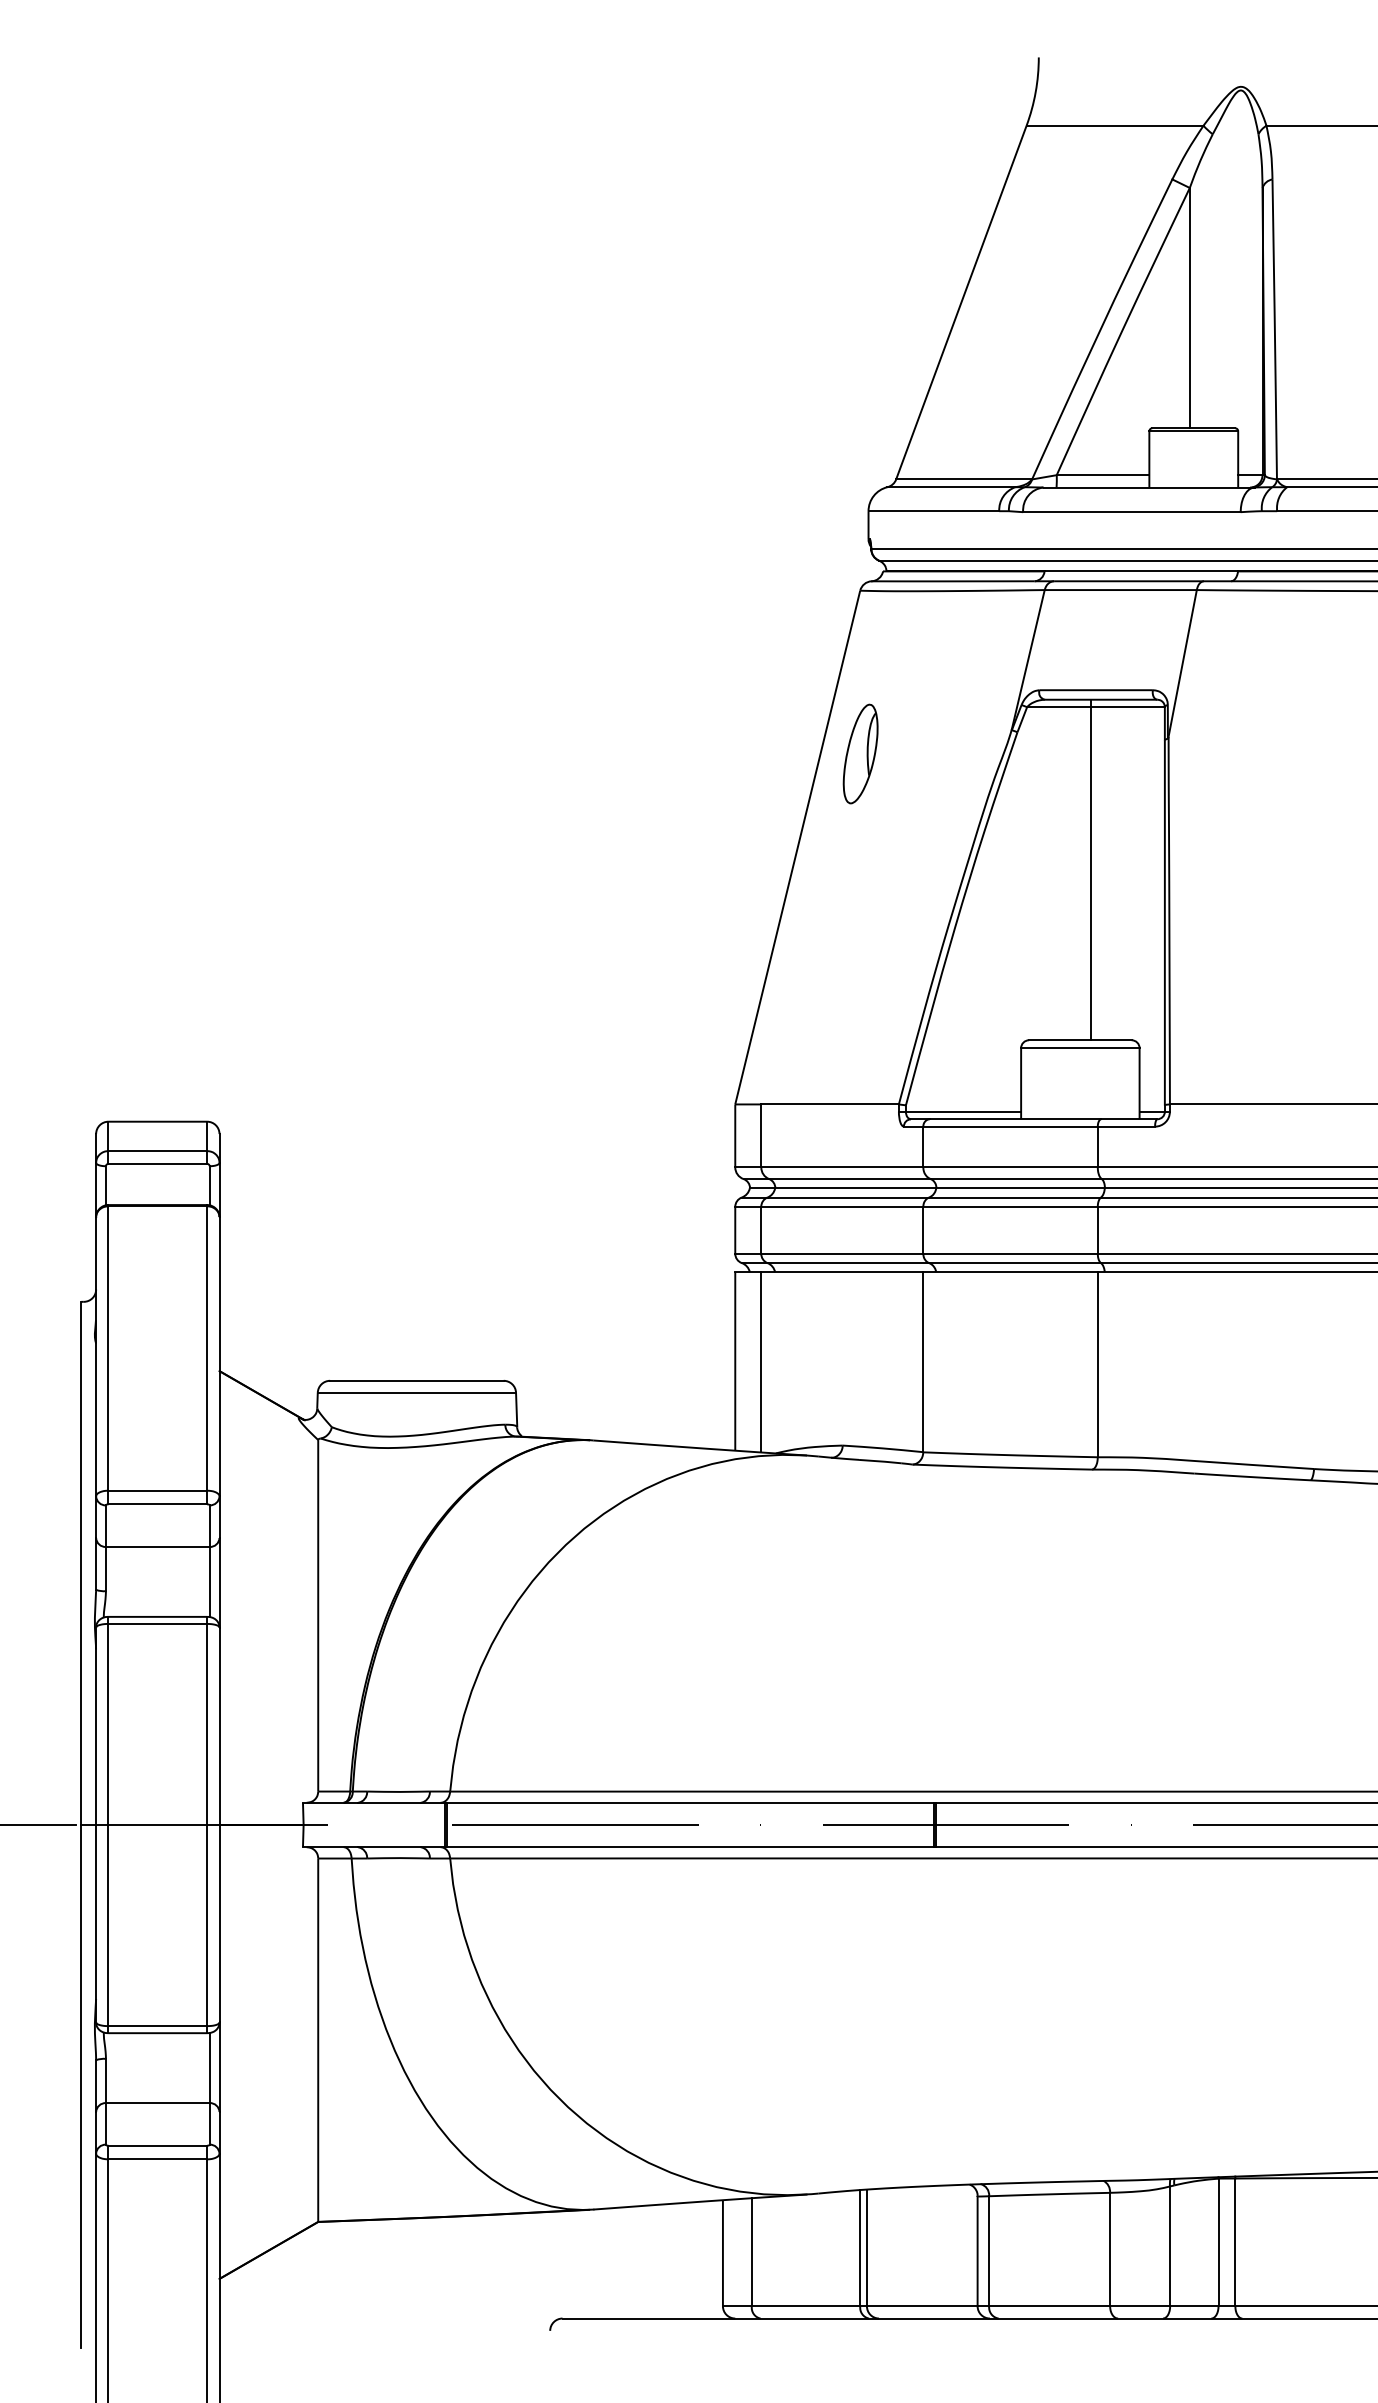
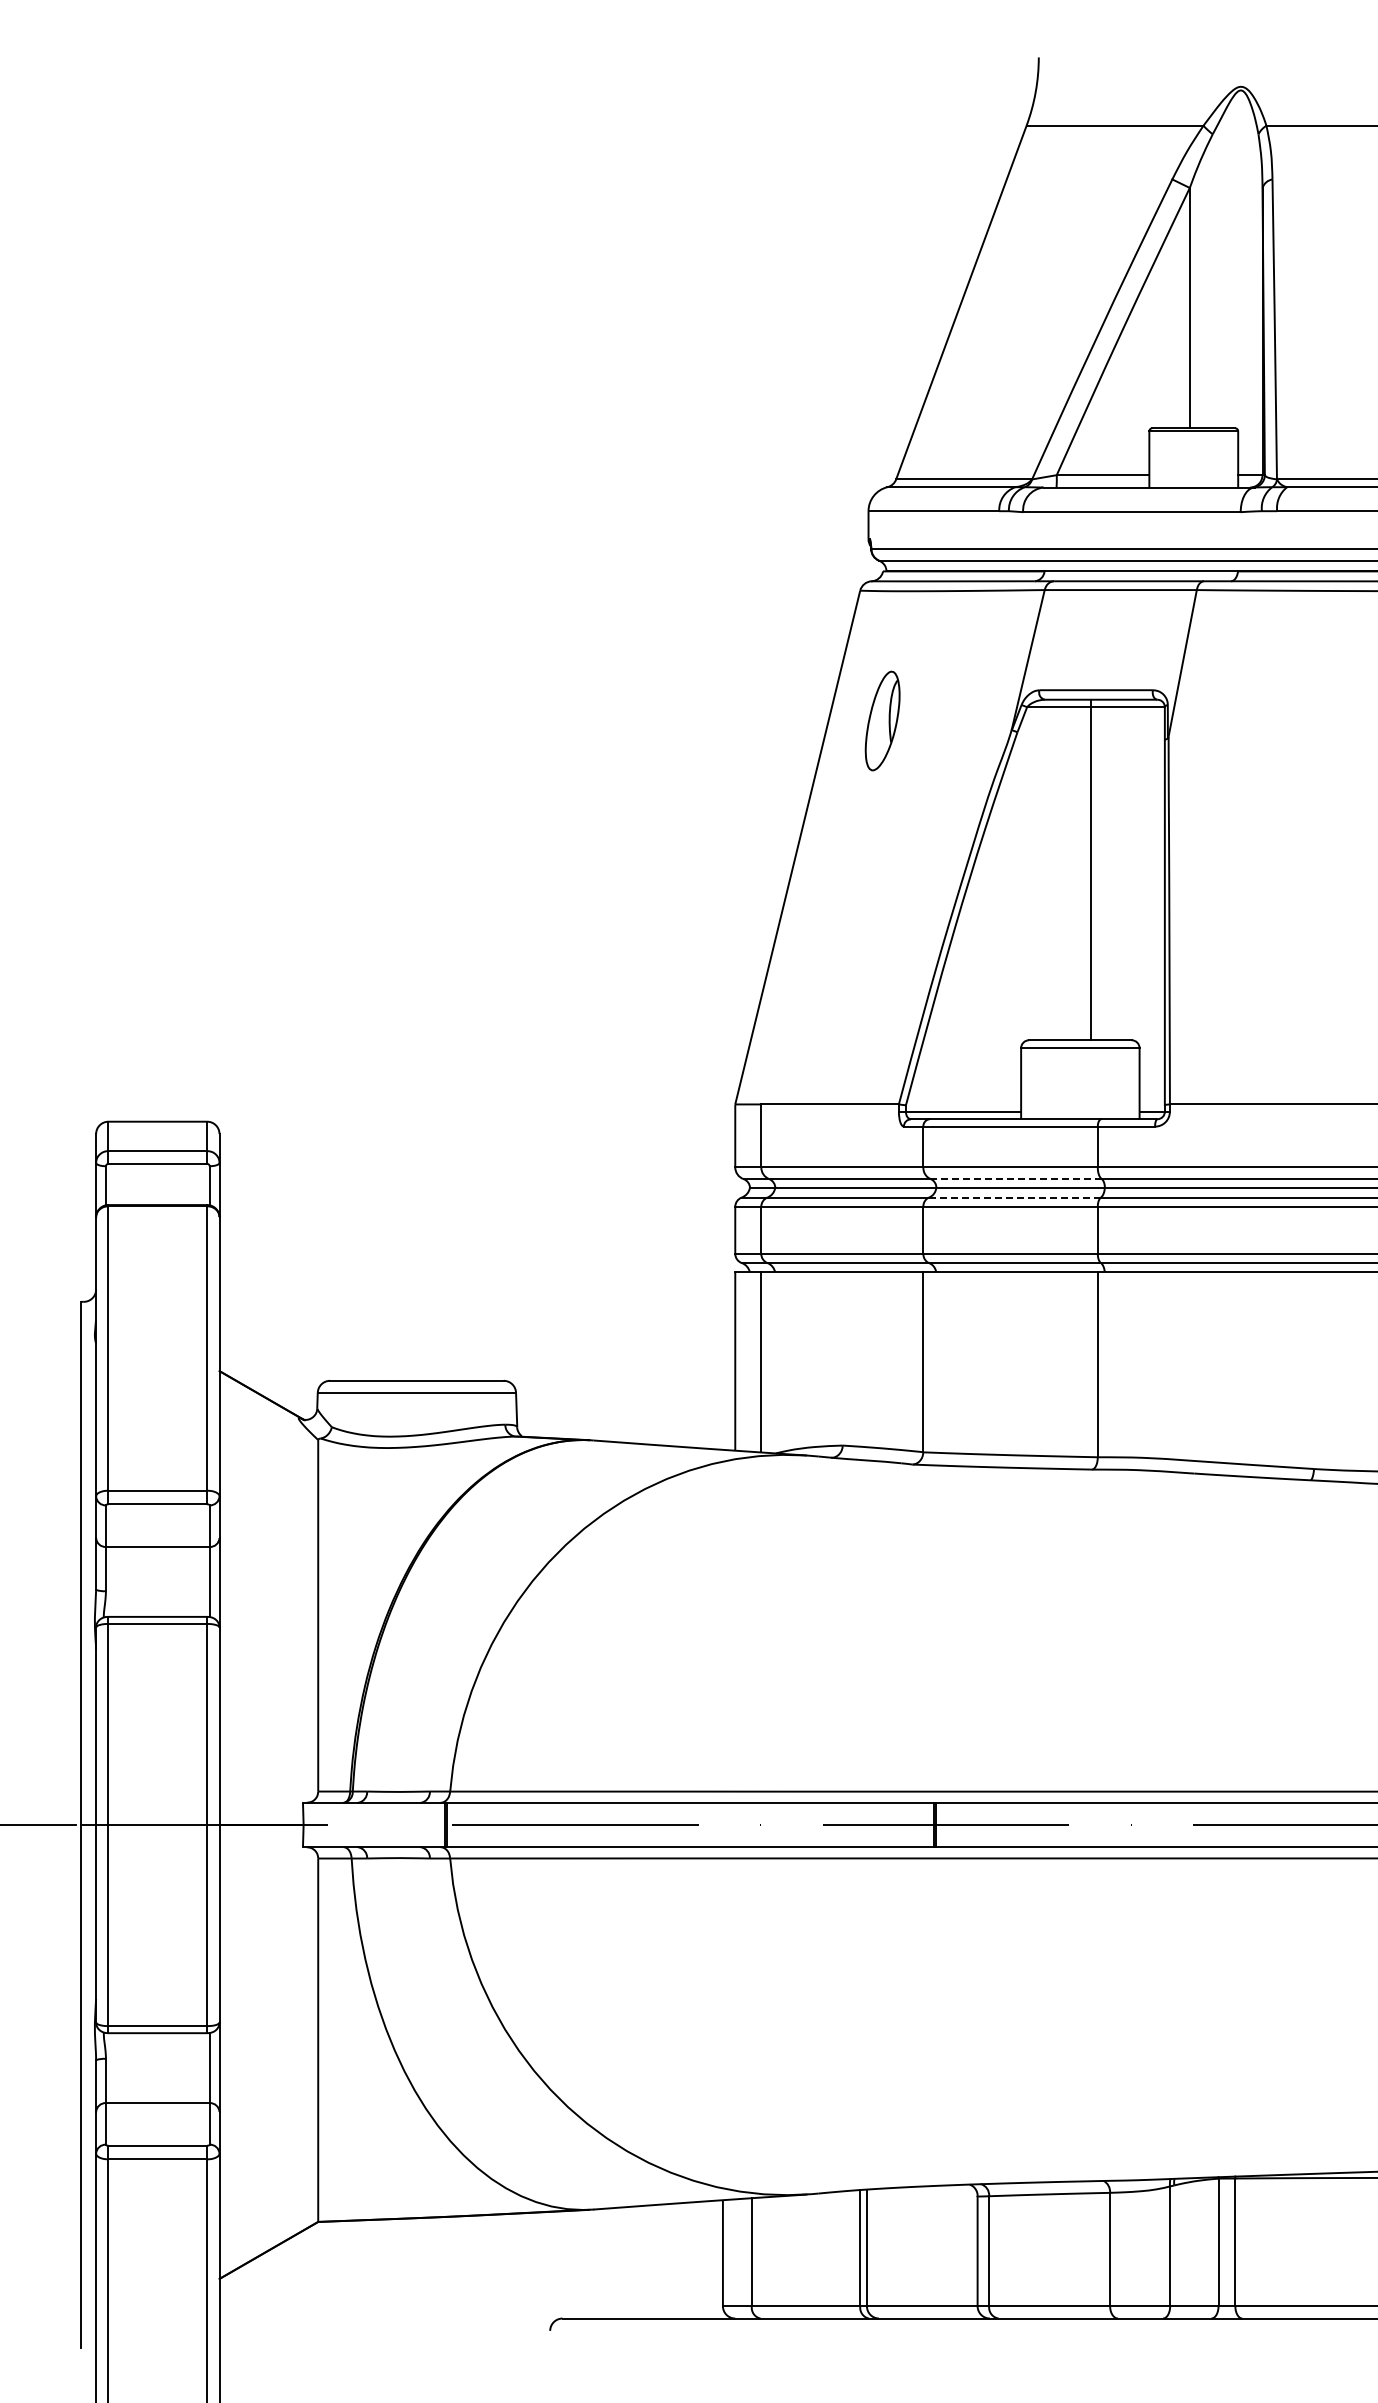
part position: (860, 753) -> (882, 720) (882, 720)
line: solid -> dashed (1016, 1179)
line: solid -> dashed (1015, 1197)
